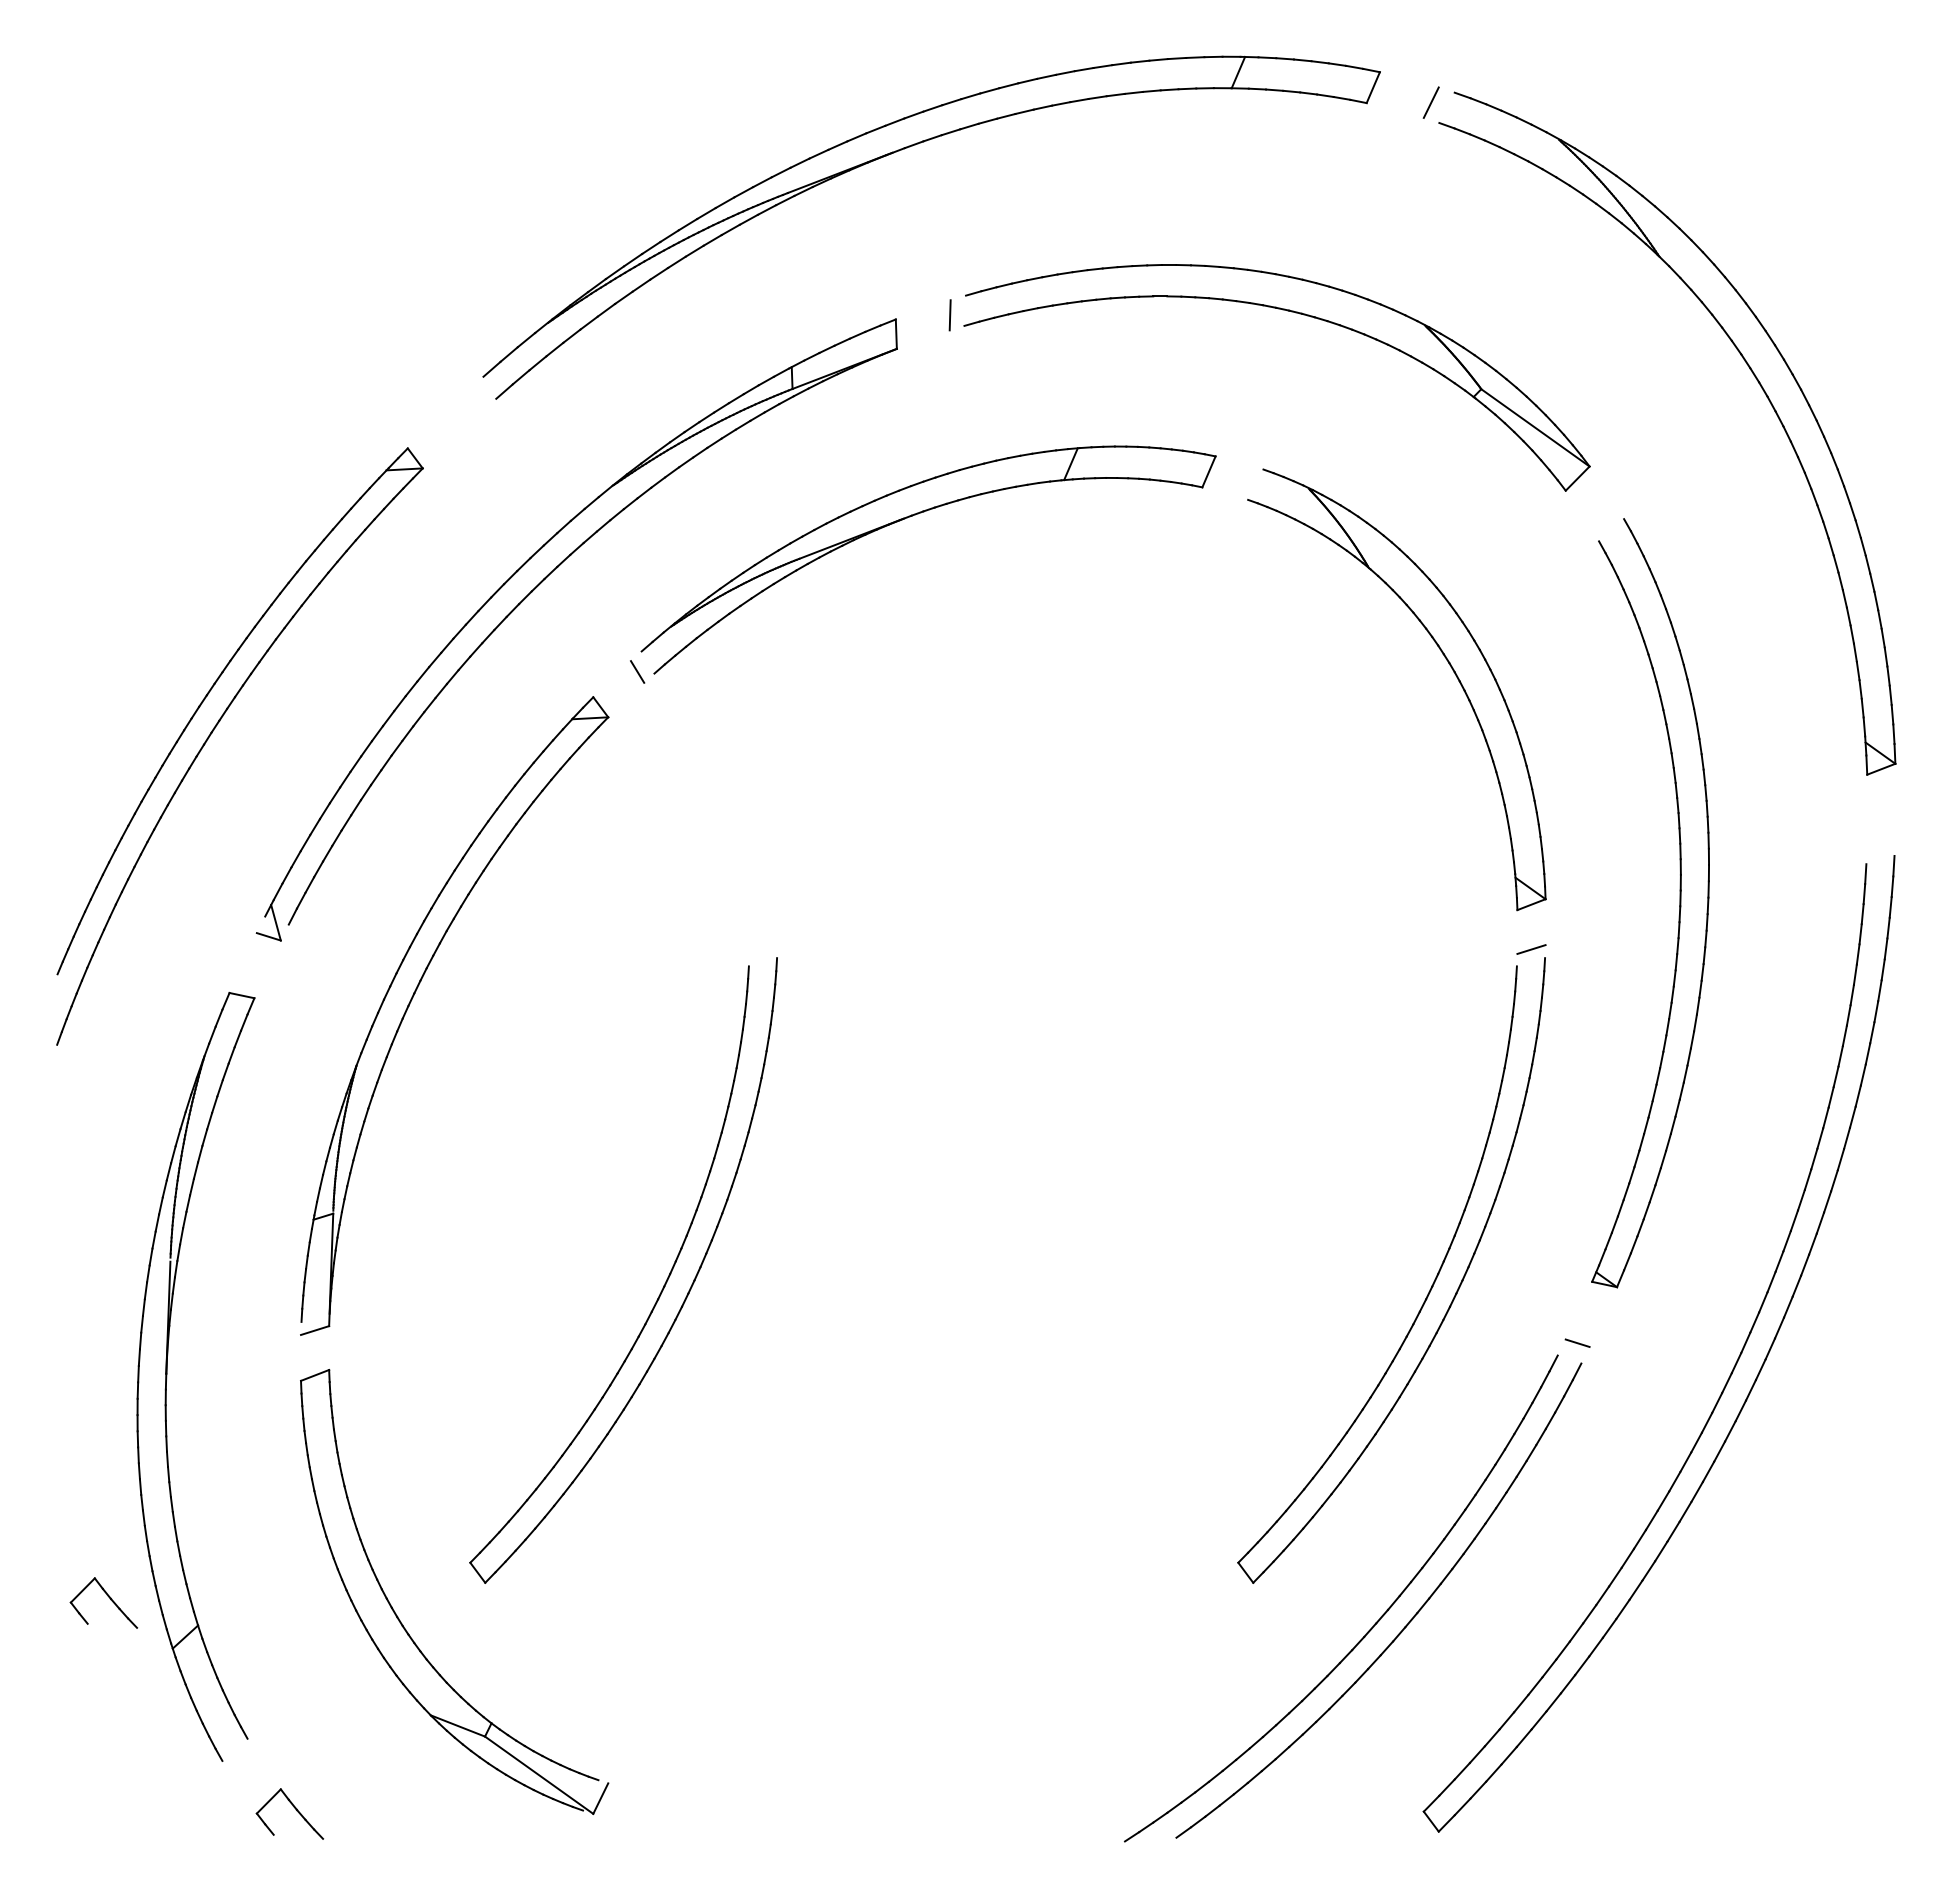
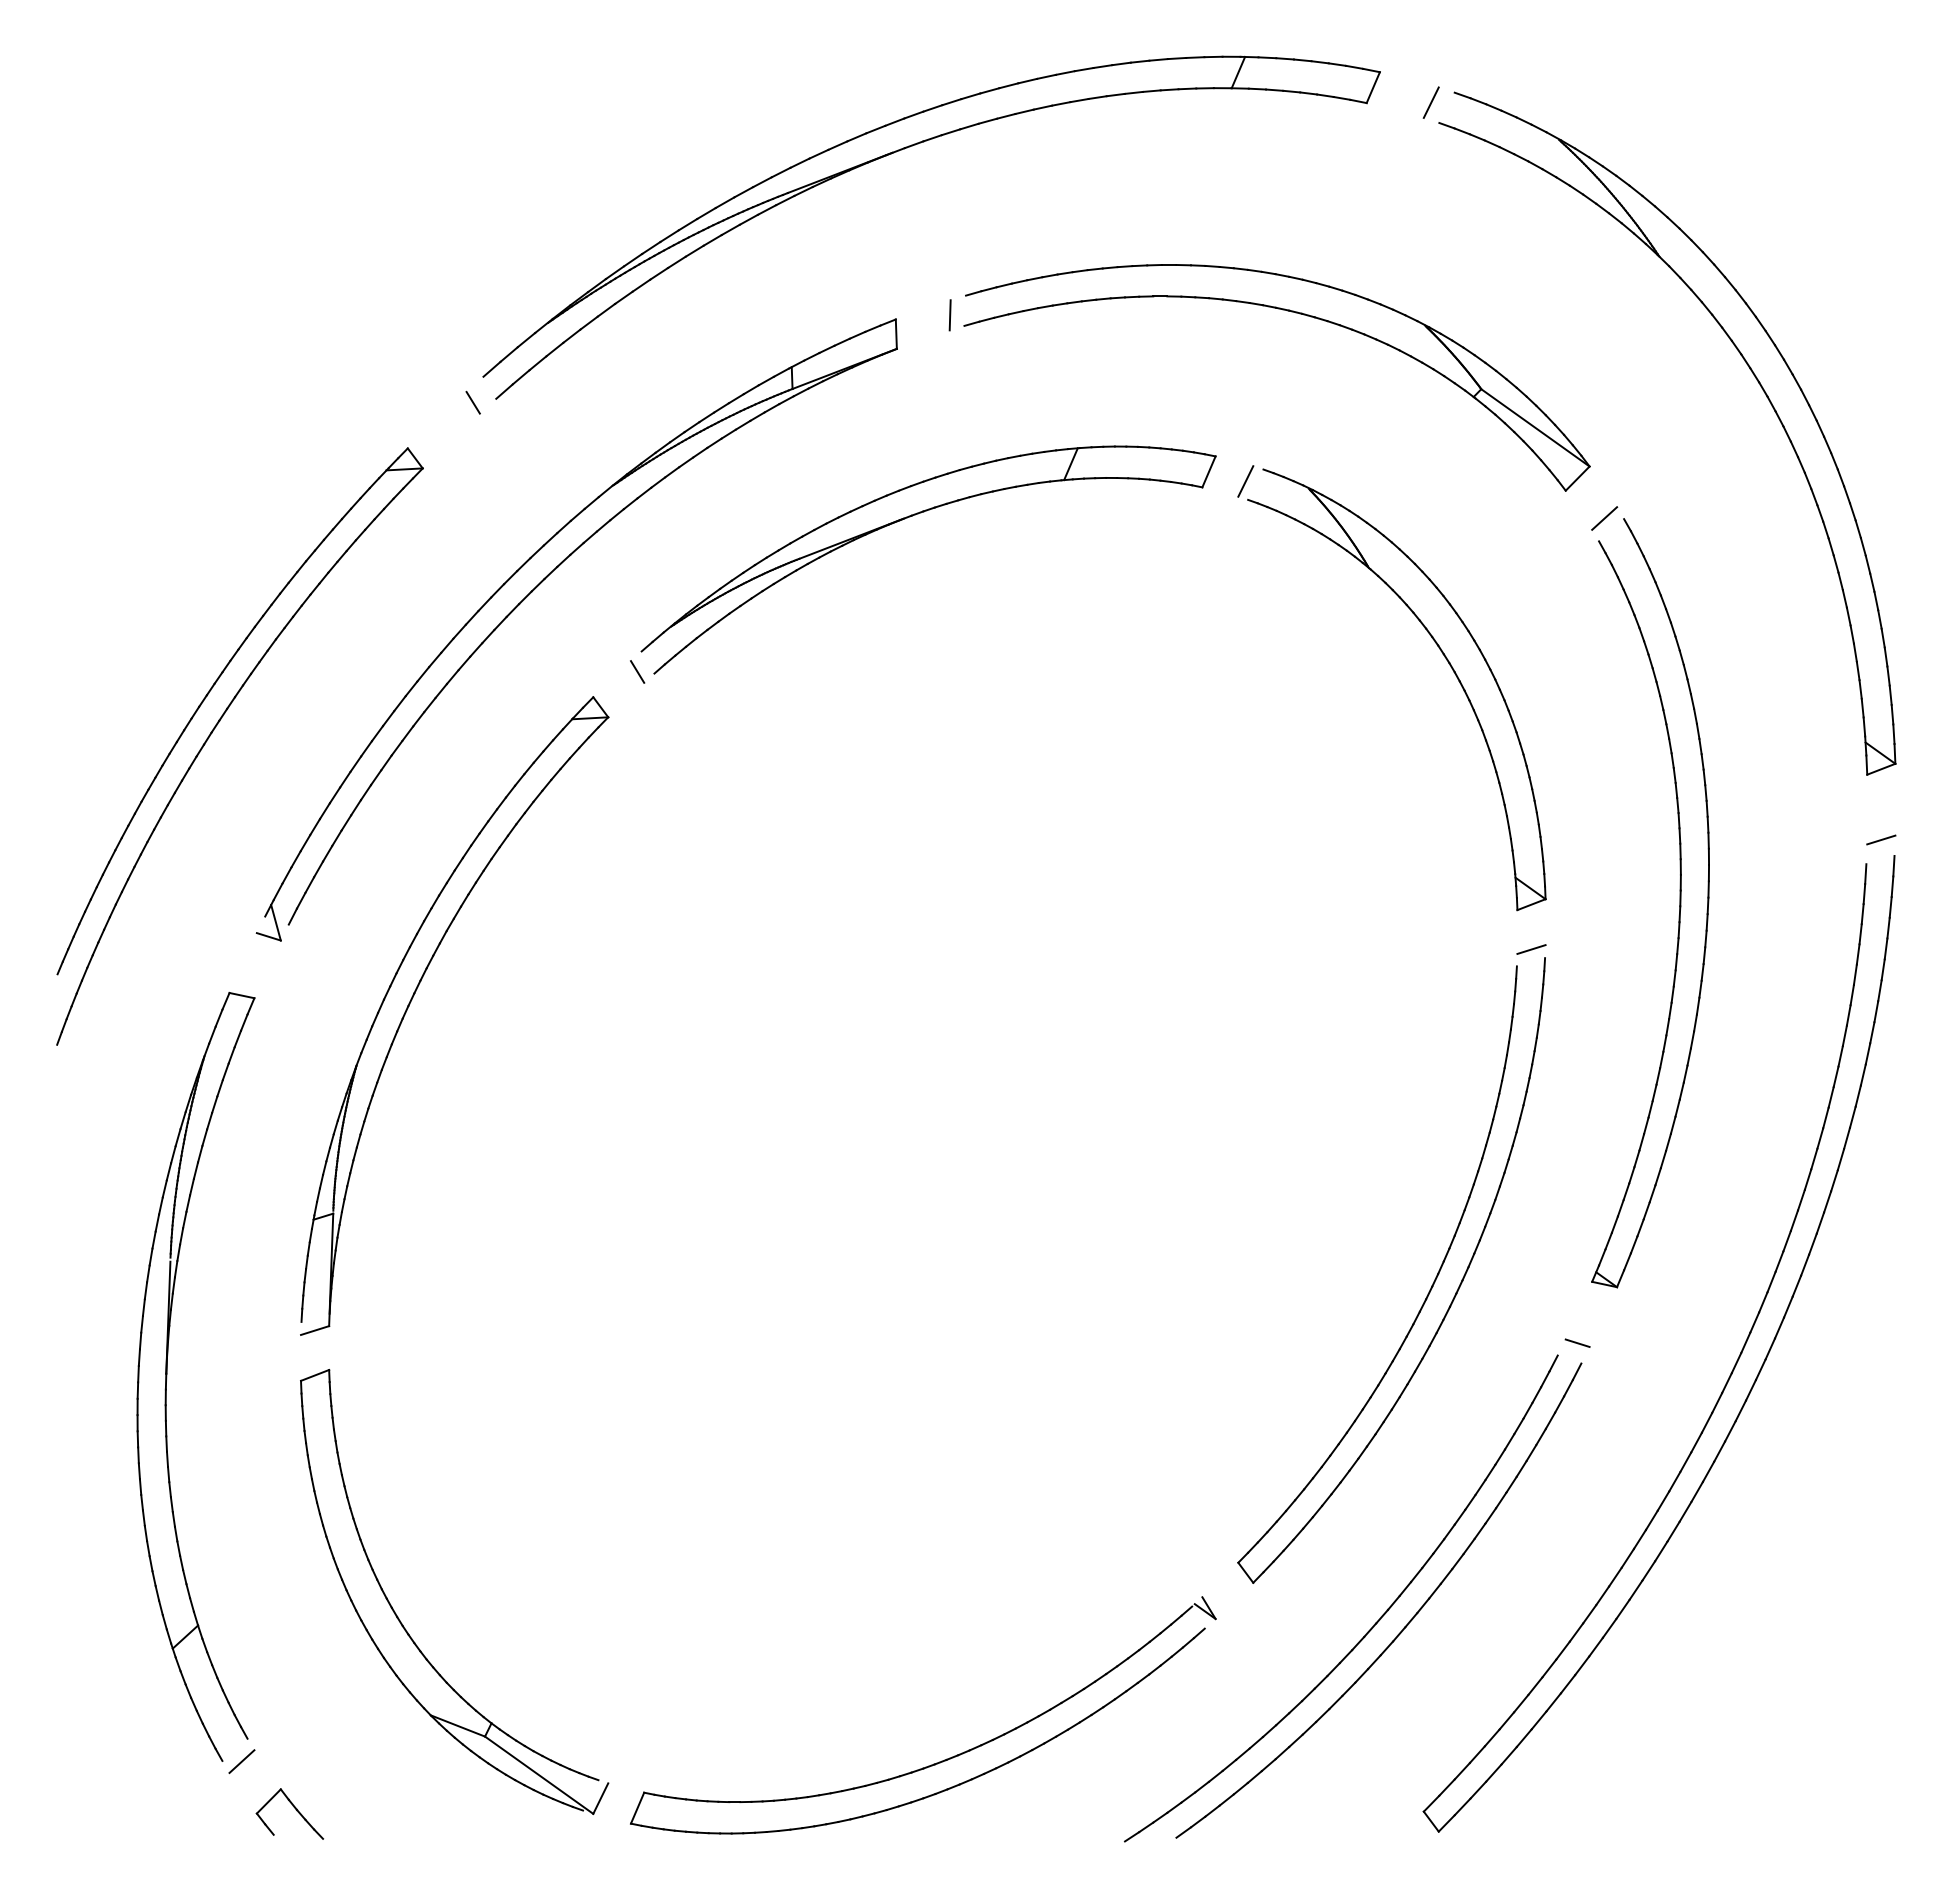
line: none -> present (472, 402)
line: none -> present (1245, 481)
line: none -> present (1604, 518)
line: none -> present (1881, 839)
part: present -> none (661, 1289)
part: present -> none (108, 1597)
part: none -> present (941, 1760)
line: none -> present (241, 1761)
